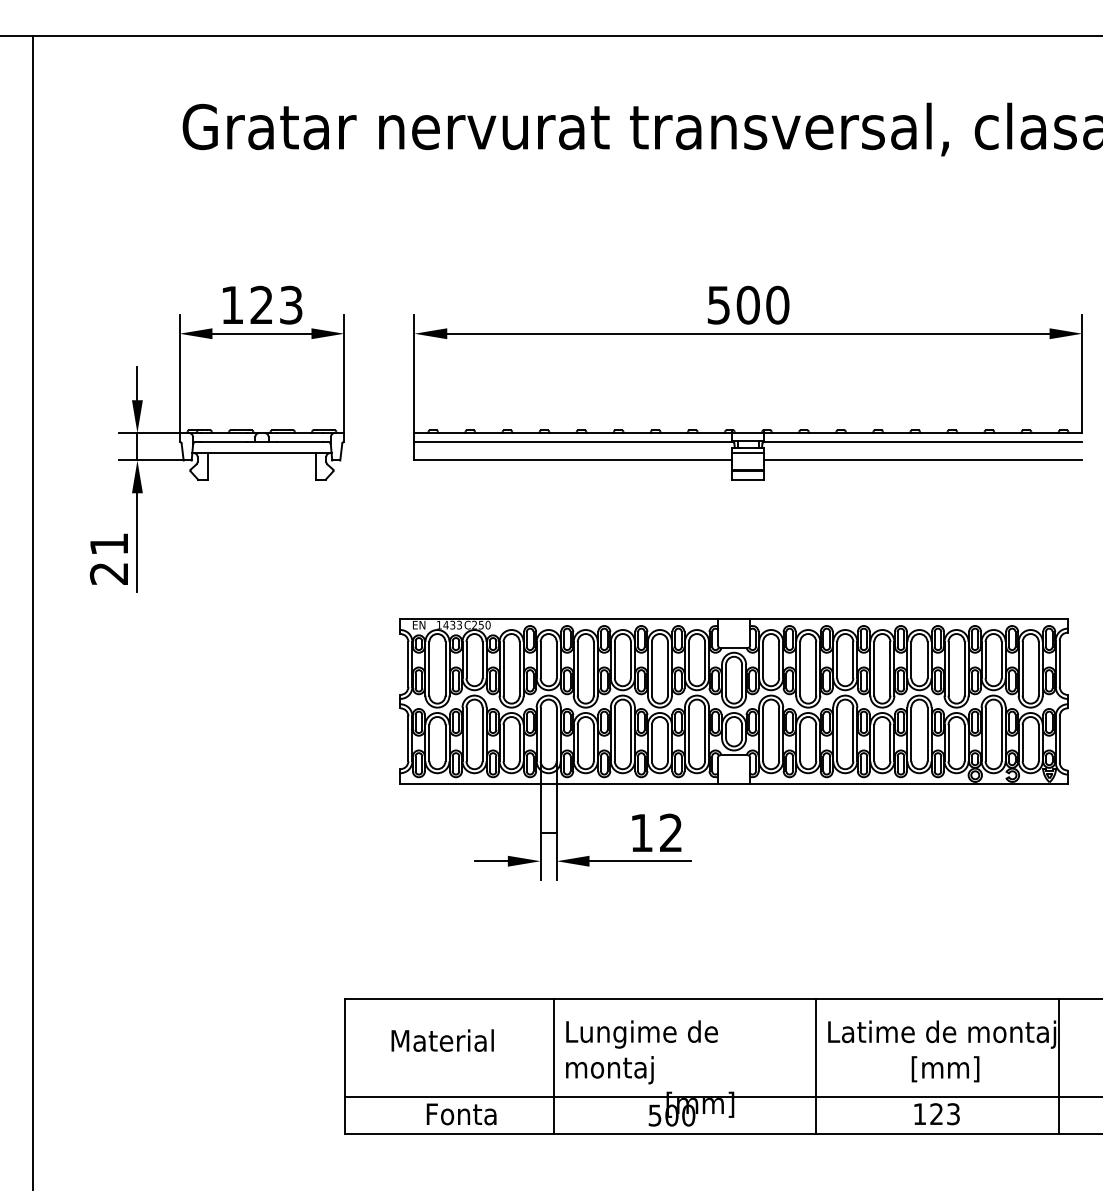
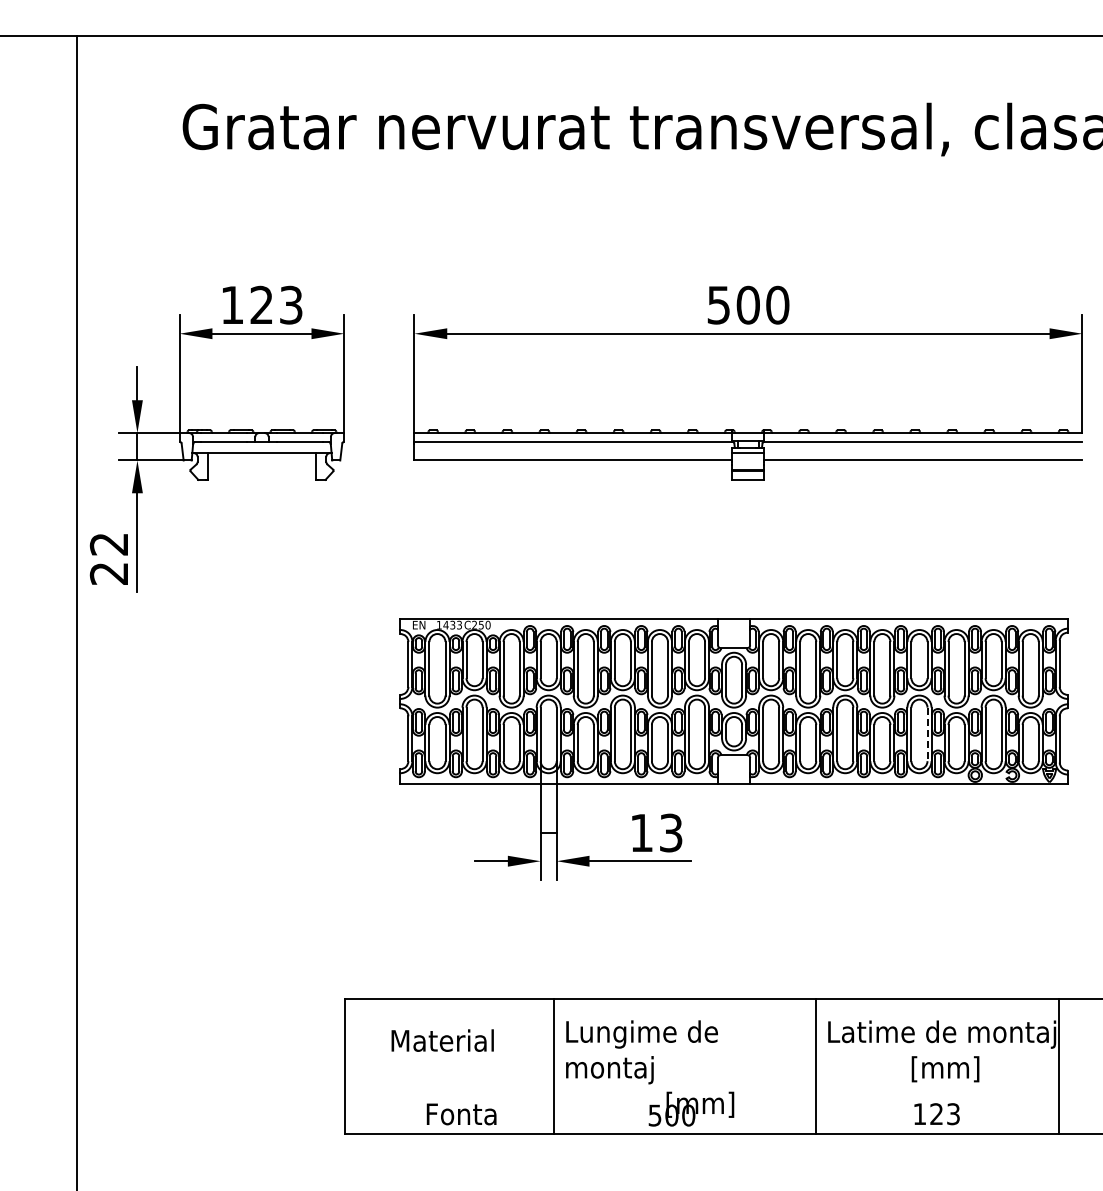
text: 21 -> 22 (108, 544)
line position: (33, 611) -> (77, 611) (77, 611)
line: solid -> dashed (927, 734)
text: 12 -> 13 (671, 832)
line: present -> none (721, 1097)
